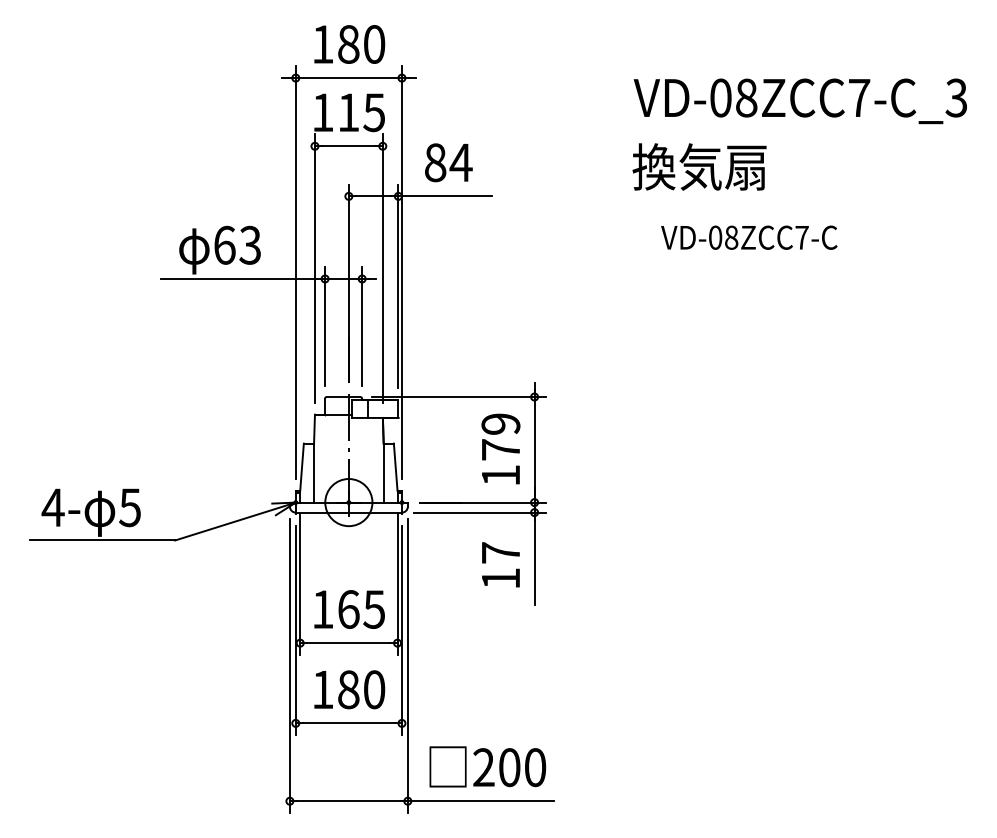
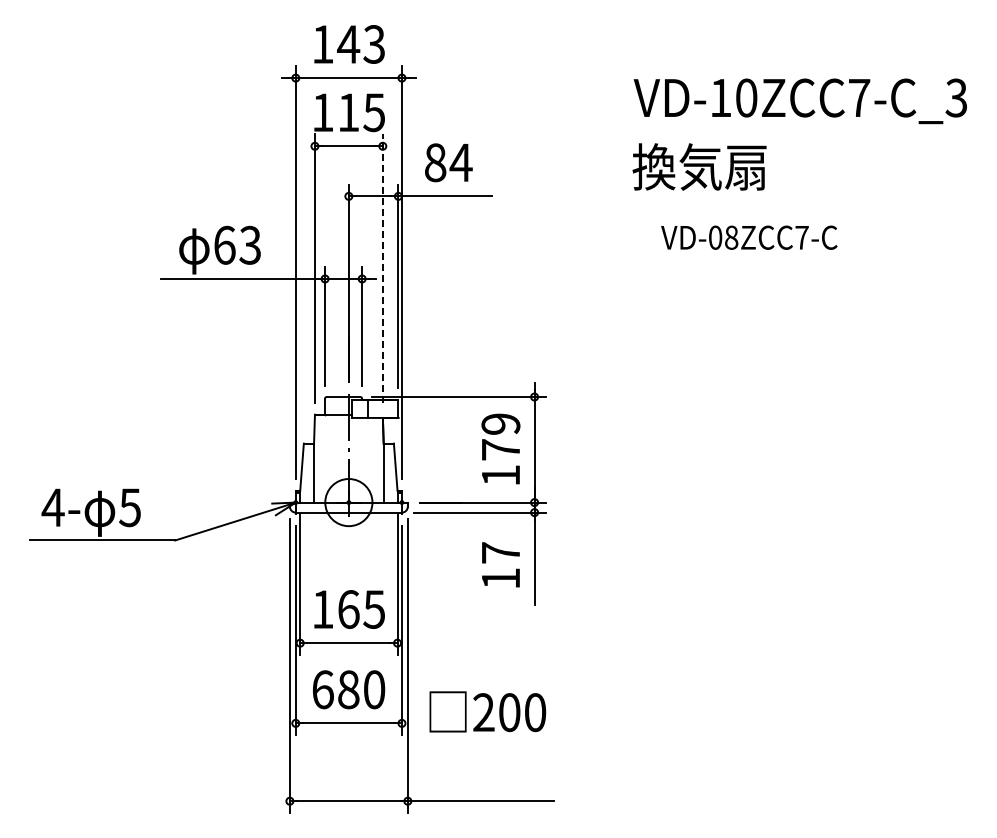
text: 180 -> 143 (361, 44)
text: VD-08ZCC7-C_3 -> VD-10ZCC7-C_3 (733, 97)
line: solid -> dashed (382, 268)
text: 180 -> 680 (323, 689)
text position: (487, 766) -> (487, 711) (487, 711)
